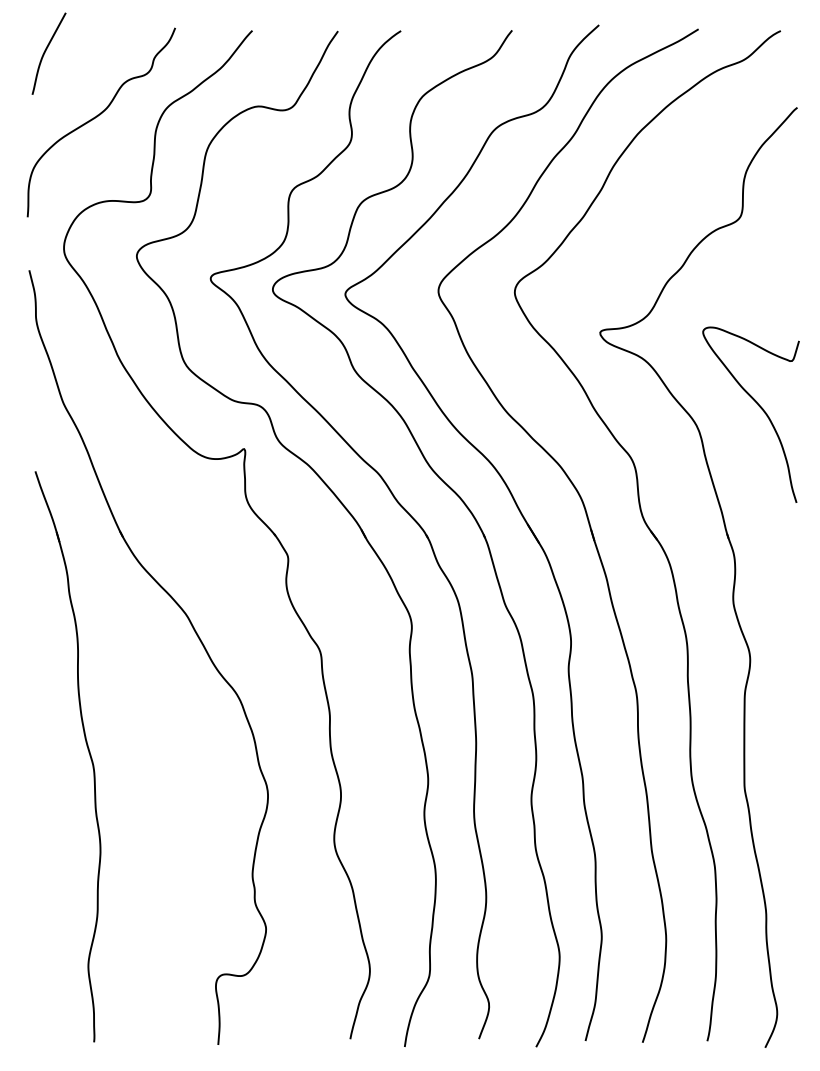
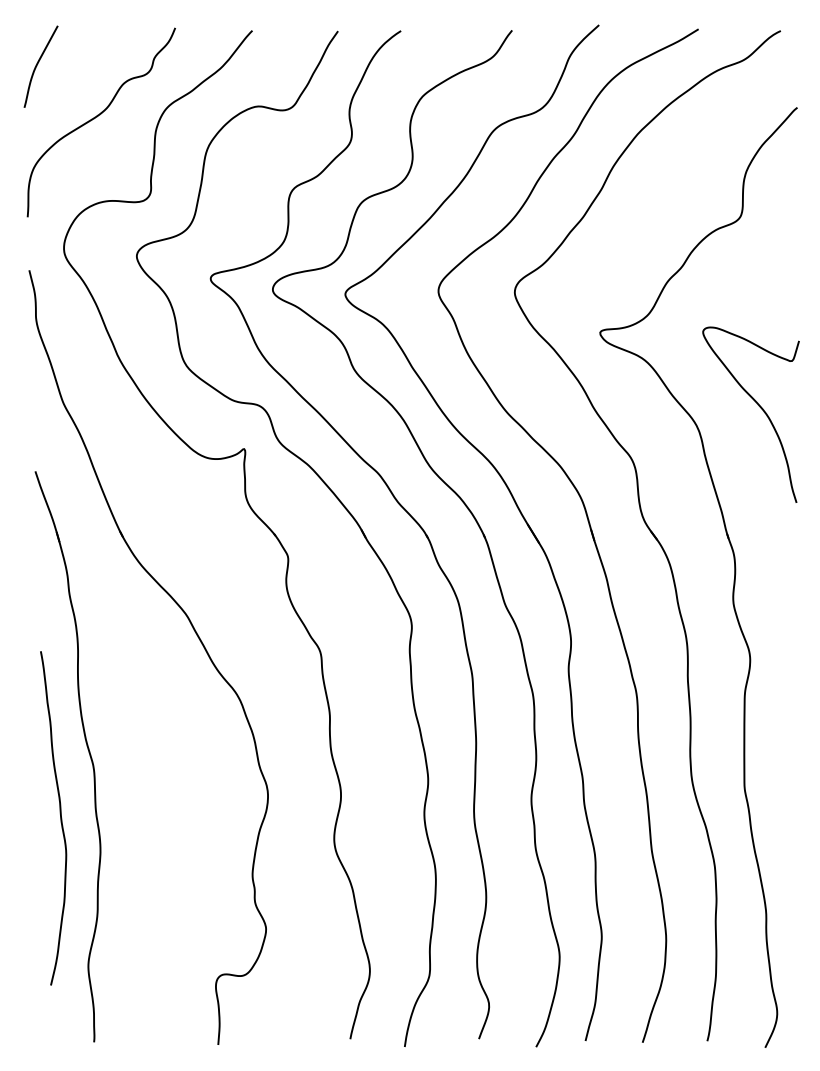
curve position: (46, 51) -> (38, 64) (38, 64)
curve: none -> present (60, 818)
